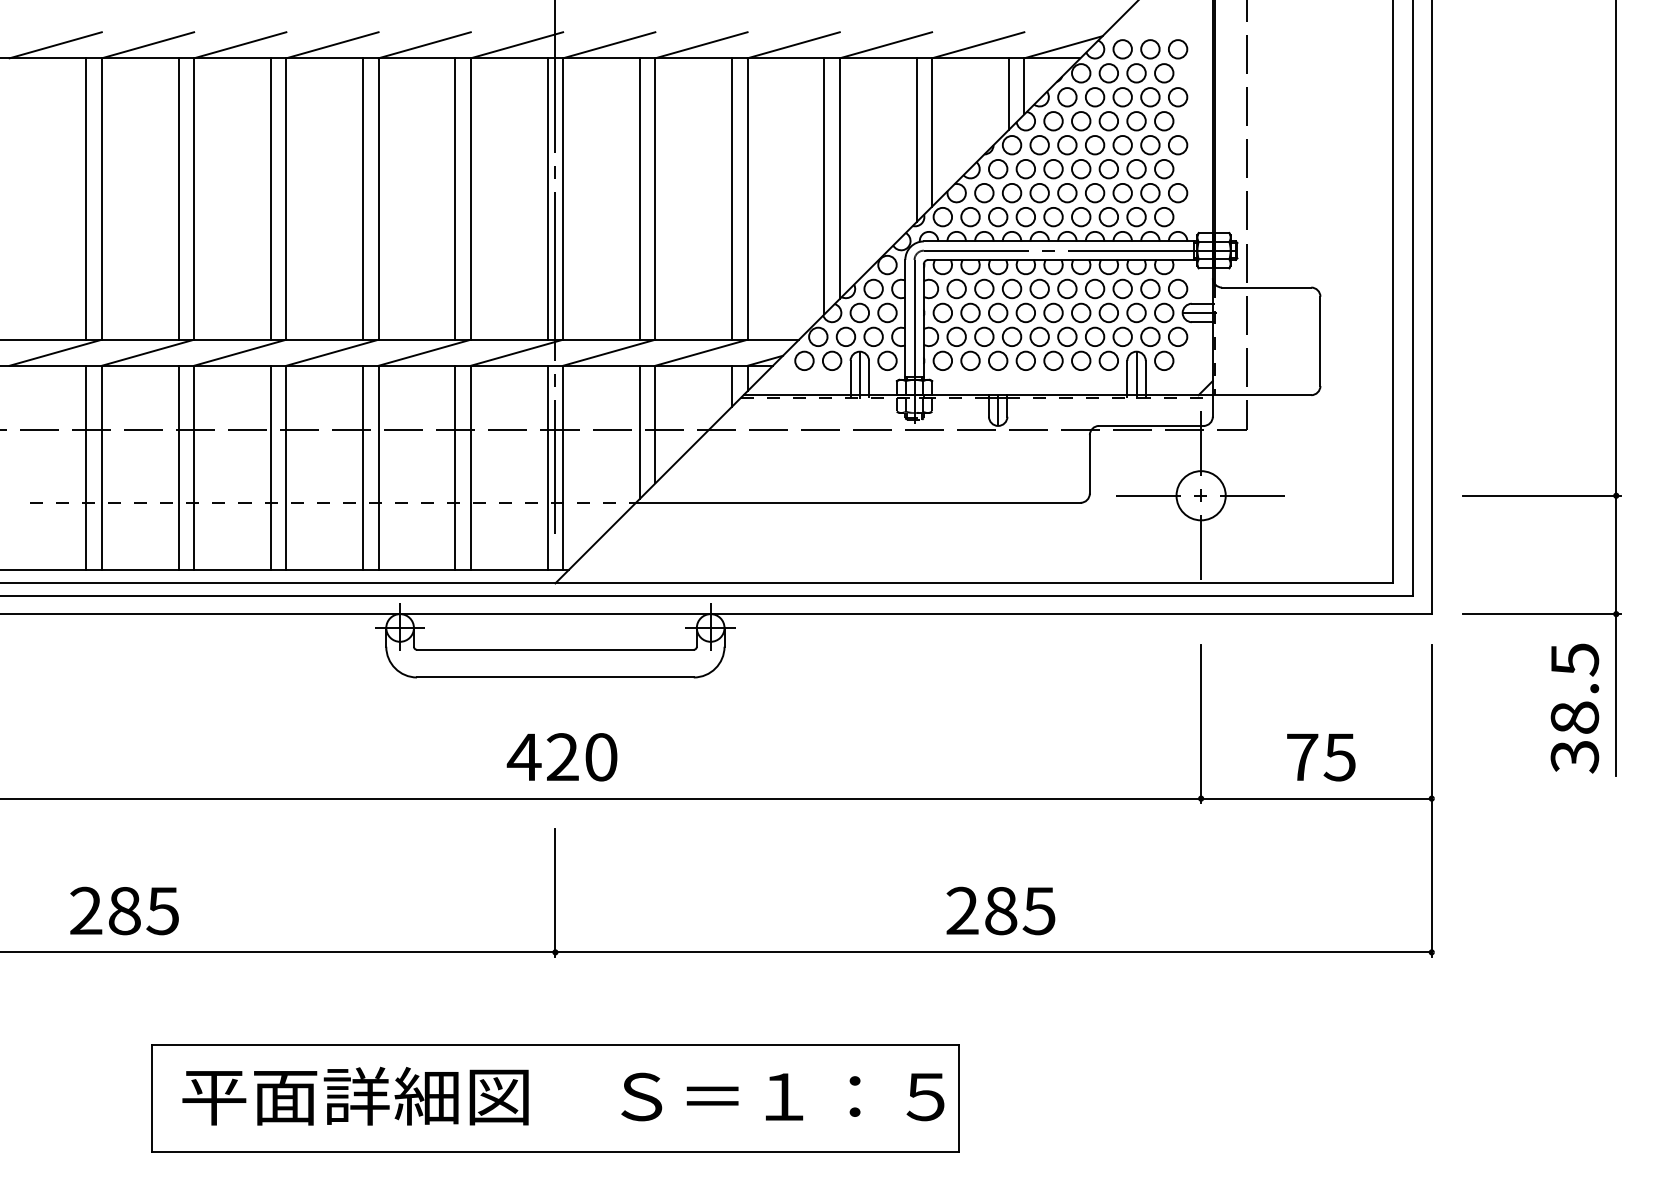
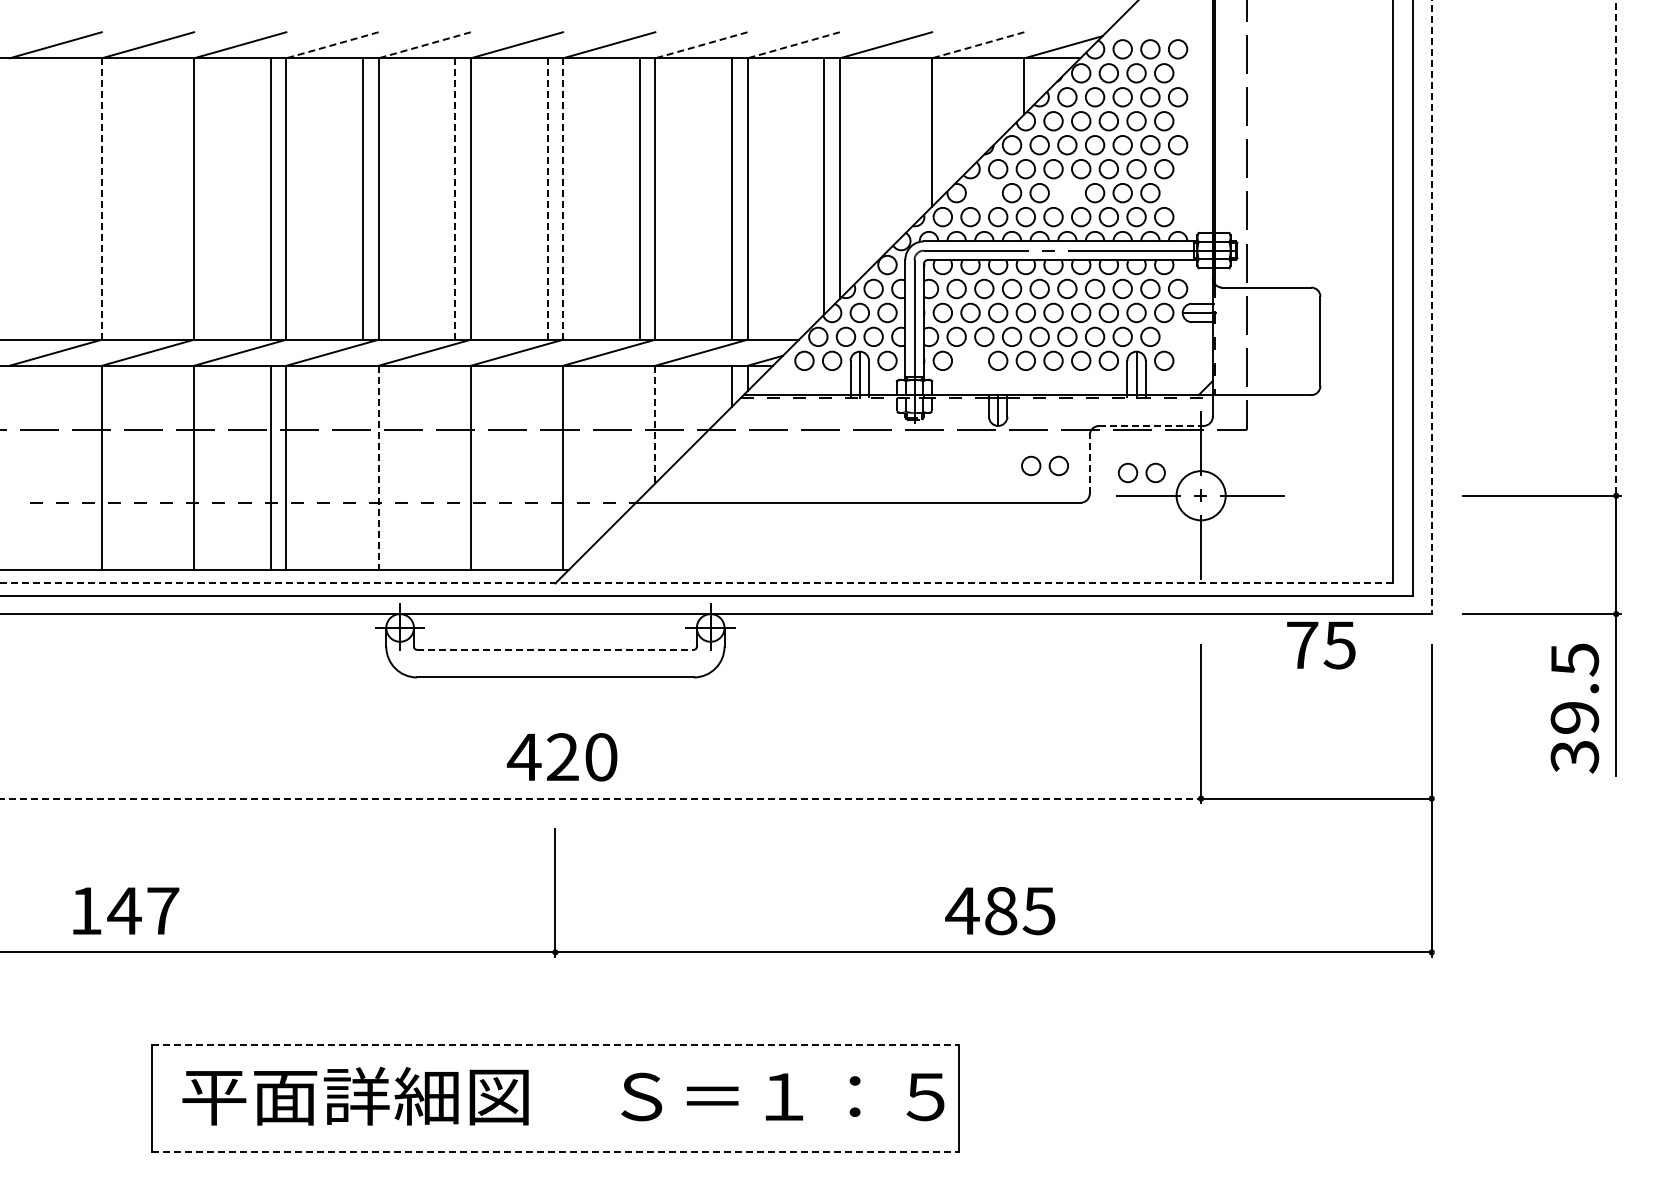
line: solid -> dashed (332, 45)
line: solid -> dashed (424, 45)
line: solid -> dashed (701, 45)
line: solid -> dashed (793, 45)
line: solid -> dashed (978, 45)
line: present -> none (1008, 93)
line: present -> none (916, 140)
circle: present -> none (984, 193)
circle: present -> none (1067, 193)
circle: present -> none (1178, 193)
line: present -> none (86, 198)
line: present -> none (178, 198)
line: solid -> dashed (101, 199)
line: solid -> dashed (455, 199)
line: solid -> dashed (547, 199)
line: solid -> dashed (563, 199)
line: solid -> dashed (1616, 248)
line: present -> none (555, 267)
line: solid -> dashed (1431, 307)
circle: present -> none (1178, 336)
circle: present -> none (970, 360)
line: solid -> dashed (655, 424)
line: solid -> dashed (1151, 425)
line: present -> none (639, 431)
line: solid -> dashed (1089, 463)
part: none -> present (1044, 465)
line: present -> none (86, 467)
line: present -> none (178, 467)
line: present -> none (363, 467)
line: solid -> dashed (378, 467)
line: present -> none (455, 467)
line: present -> none (547, 467)
part: none -> present (1141, 472)
line: solid -> dashed (696, 583)
line: solid -> dashed (555, 649)
text: 38.5 -> 39.5 (1574, 717)
text position: (1321, 757) -> (1321, 645) (1321, 645)
line: solid -> dashed (601, 798)
text: 285 -> 147 (124, 910)
text: 285 -> 485 (962, 910)
line: solid -> dashed (555, 1044)
line: solid -> dashed (555, 1152)
